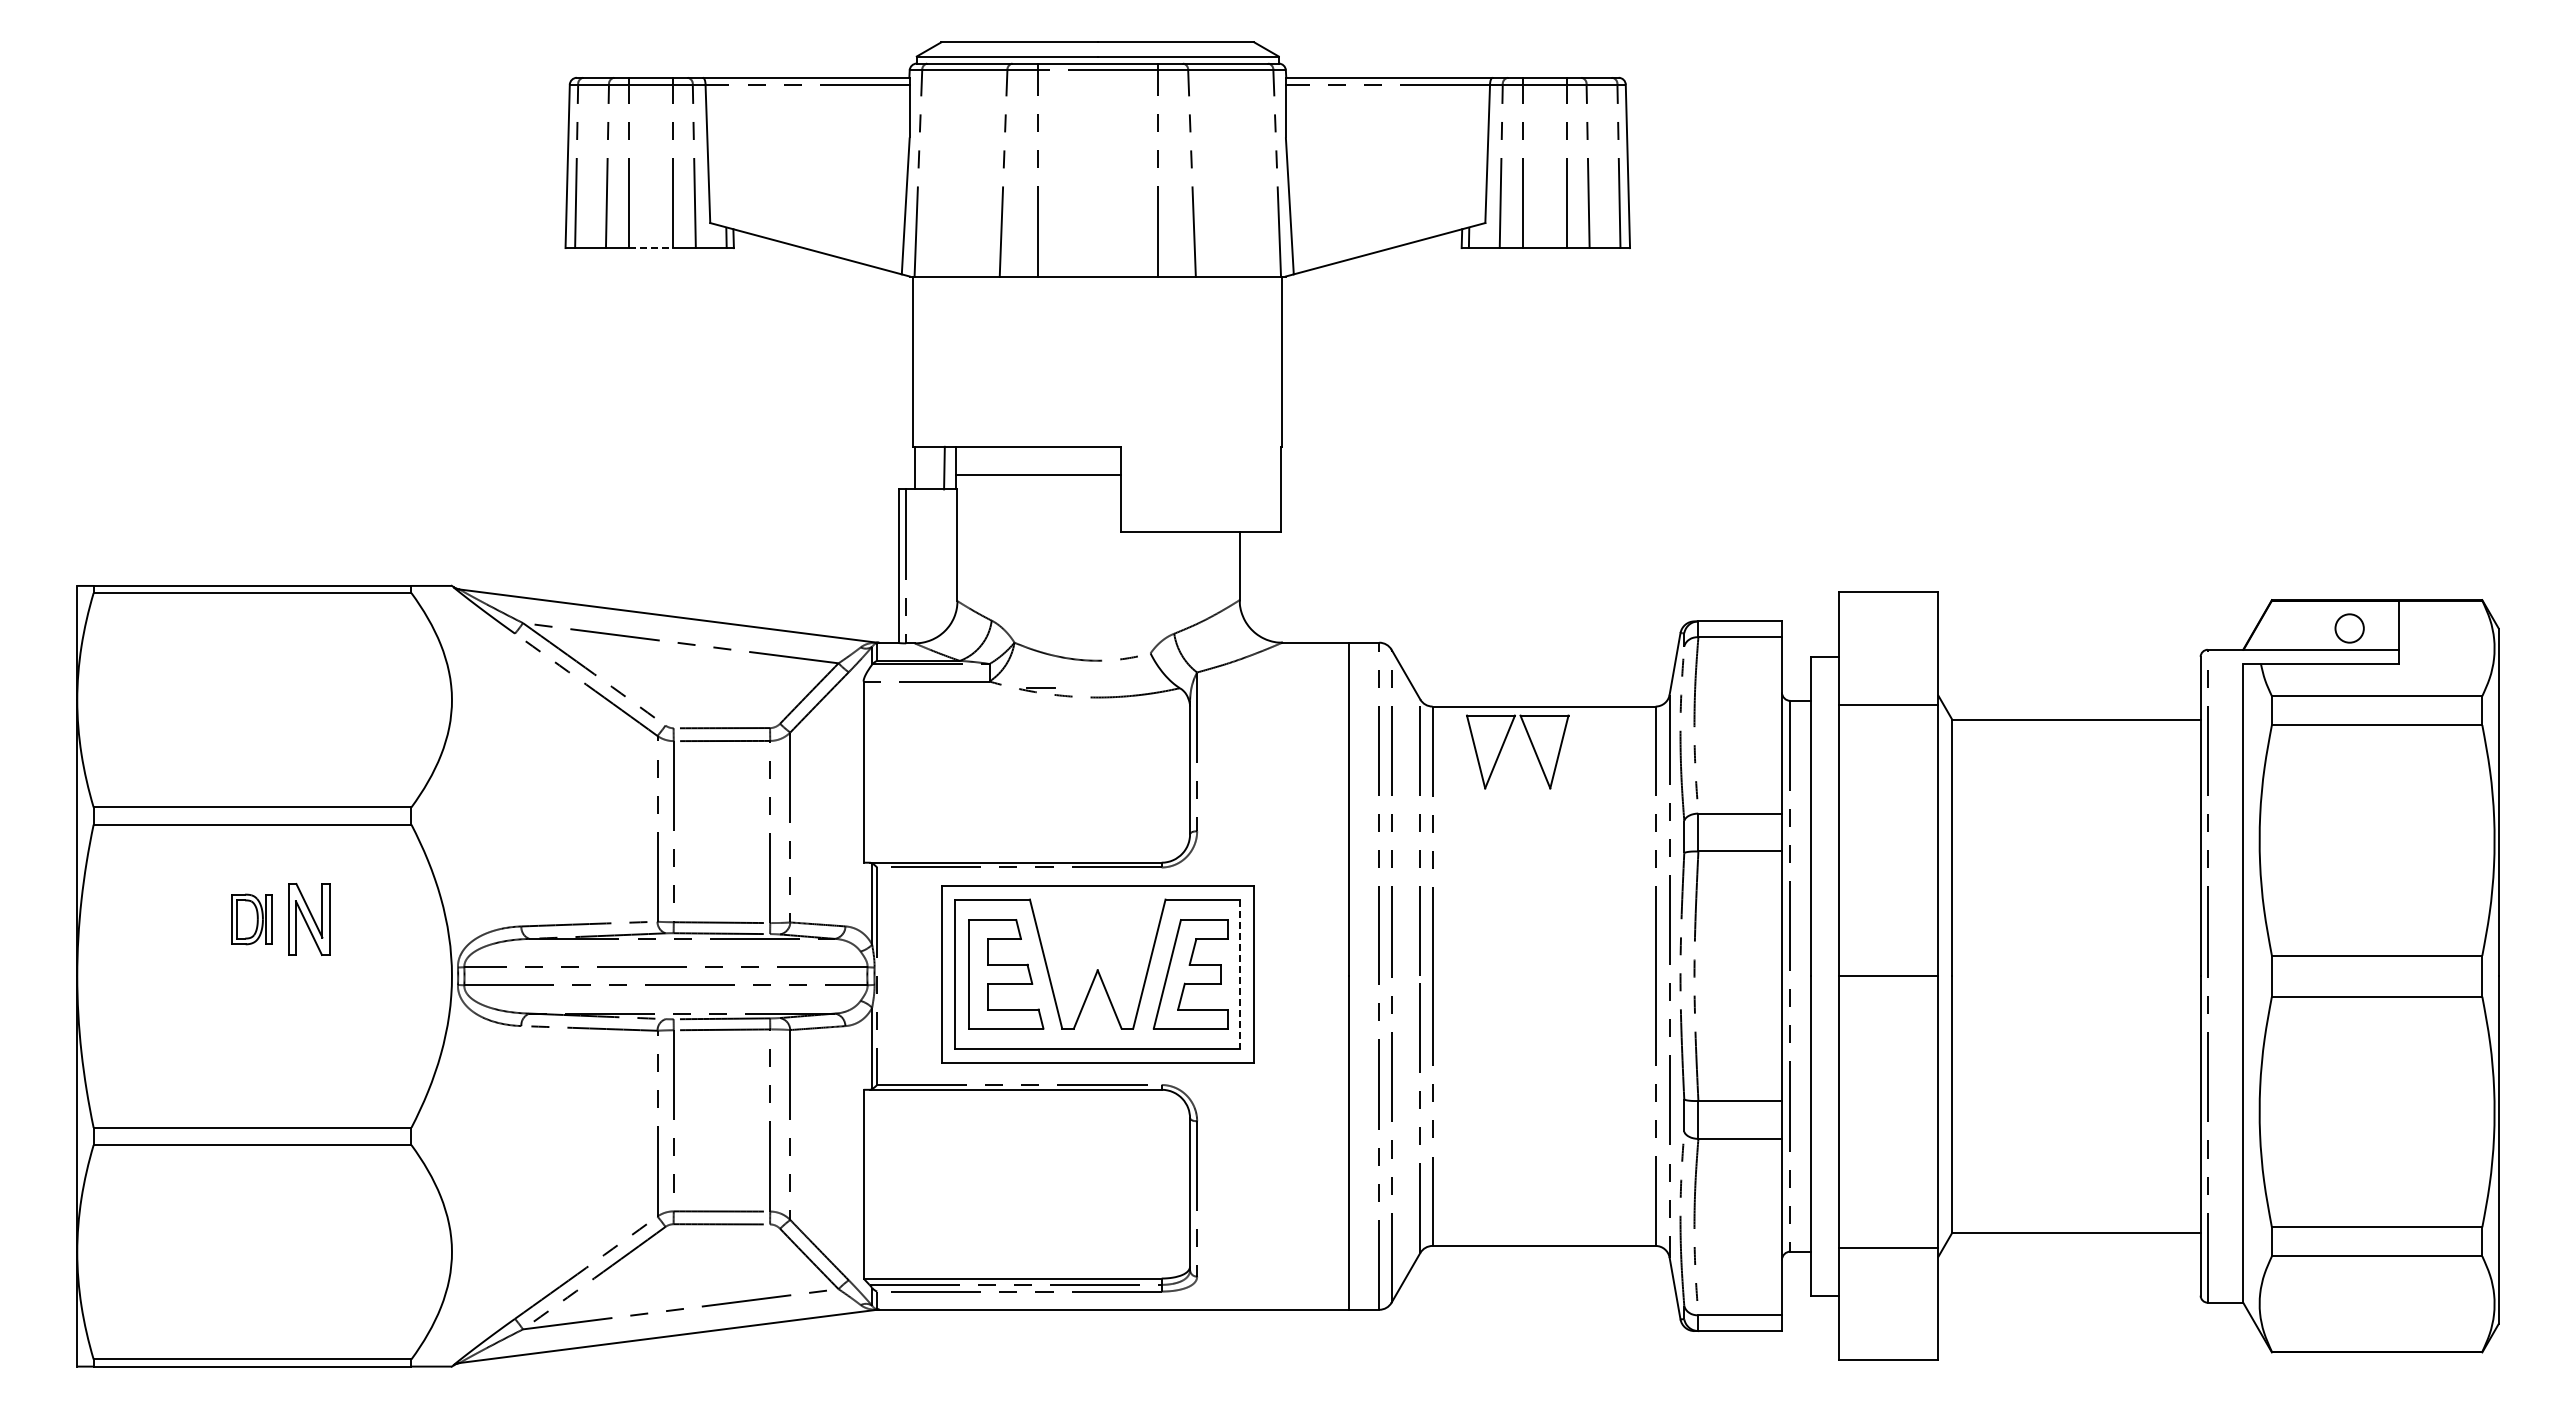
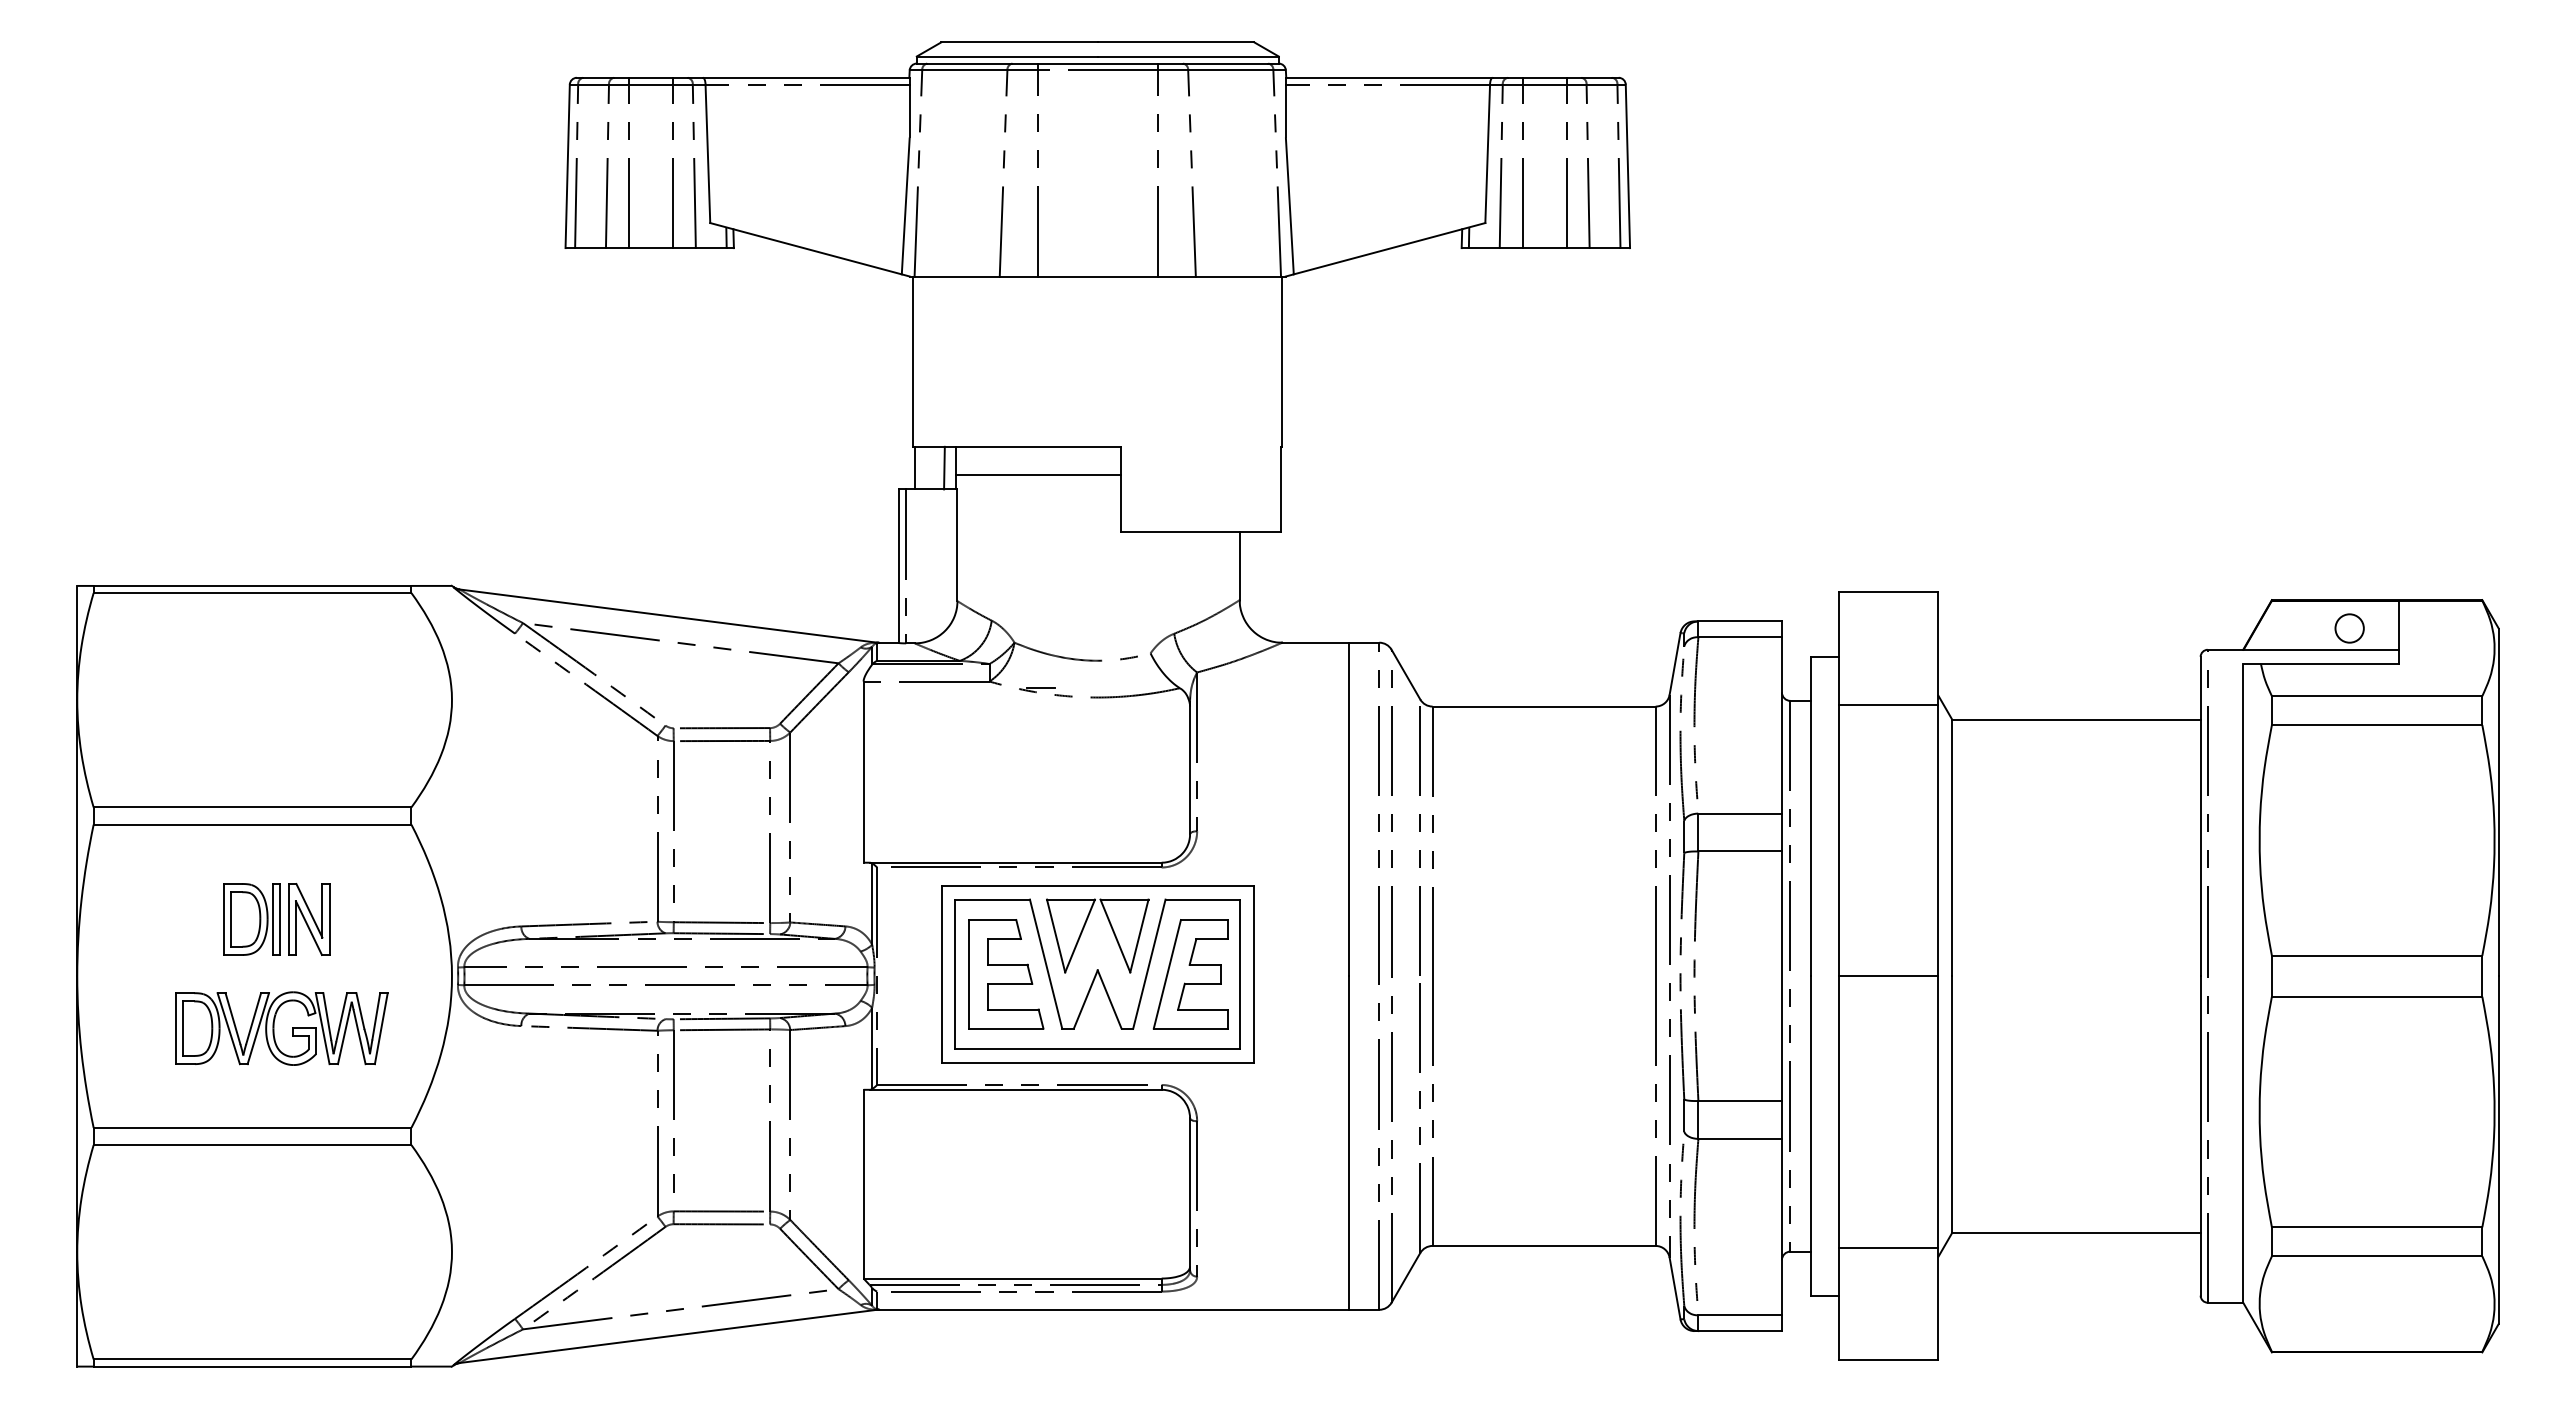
line: dashed -> solid (650, 248)
part position: (1504, 744) -> (1084, 928) (1084, 928)
part size: 42x53 px -> 58x73 px (251, 919)
line: dashed -> solid (1240, 974)
part: none -> present (274, 1028)
